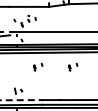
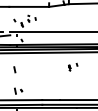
part: present -> none (38, 66)
line: none -> present (14, 69)
line: dashed -> solid (21, 100)
